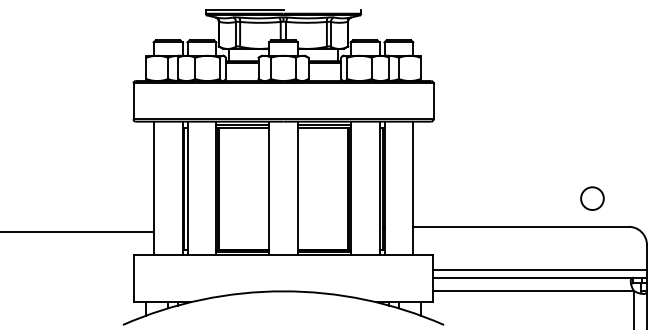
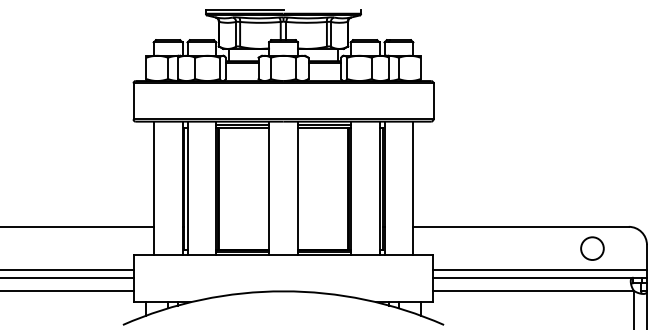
circle position: (592, 198) -> (592, 248) (592, 248)
line position: (77, 231) -> (77, 226) (77, 226)
line: none -> present (67, 270)
line: none -> present (67, 277)
line: none -> present (67, 290)
